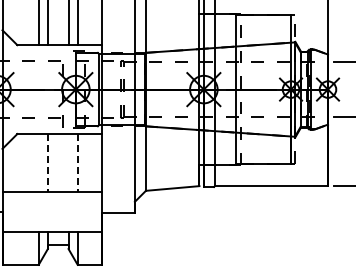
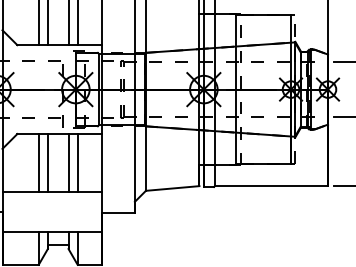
line: none -> present (38, 162)
line: dashed -> solid (47, 162)
line: none -> present (68, 162)
line: dashed -> solid (77, 162)
